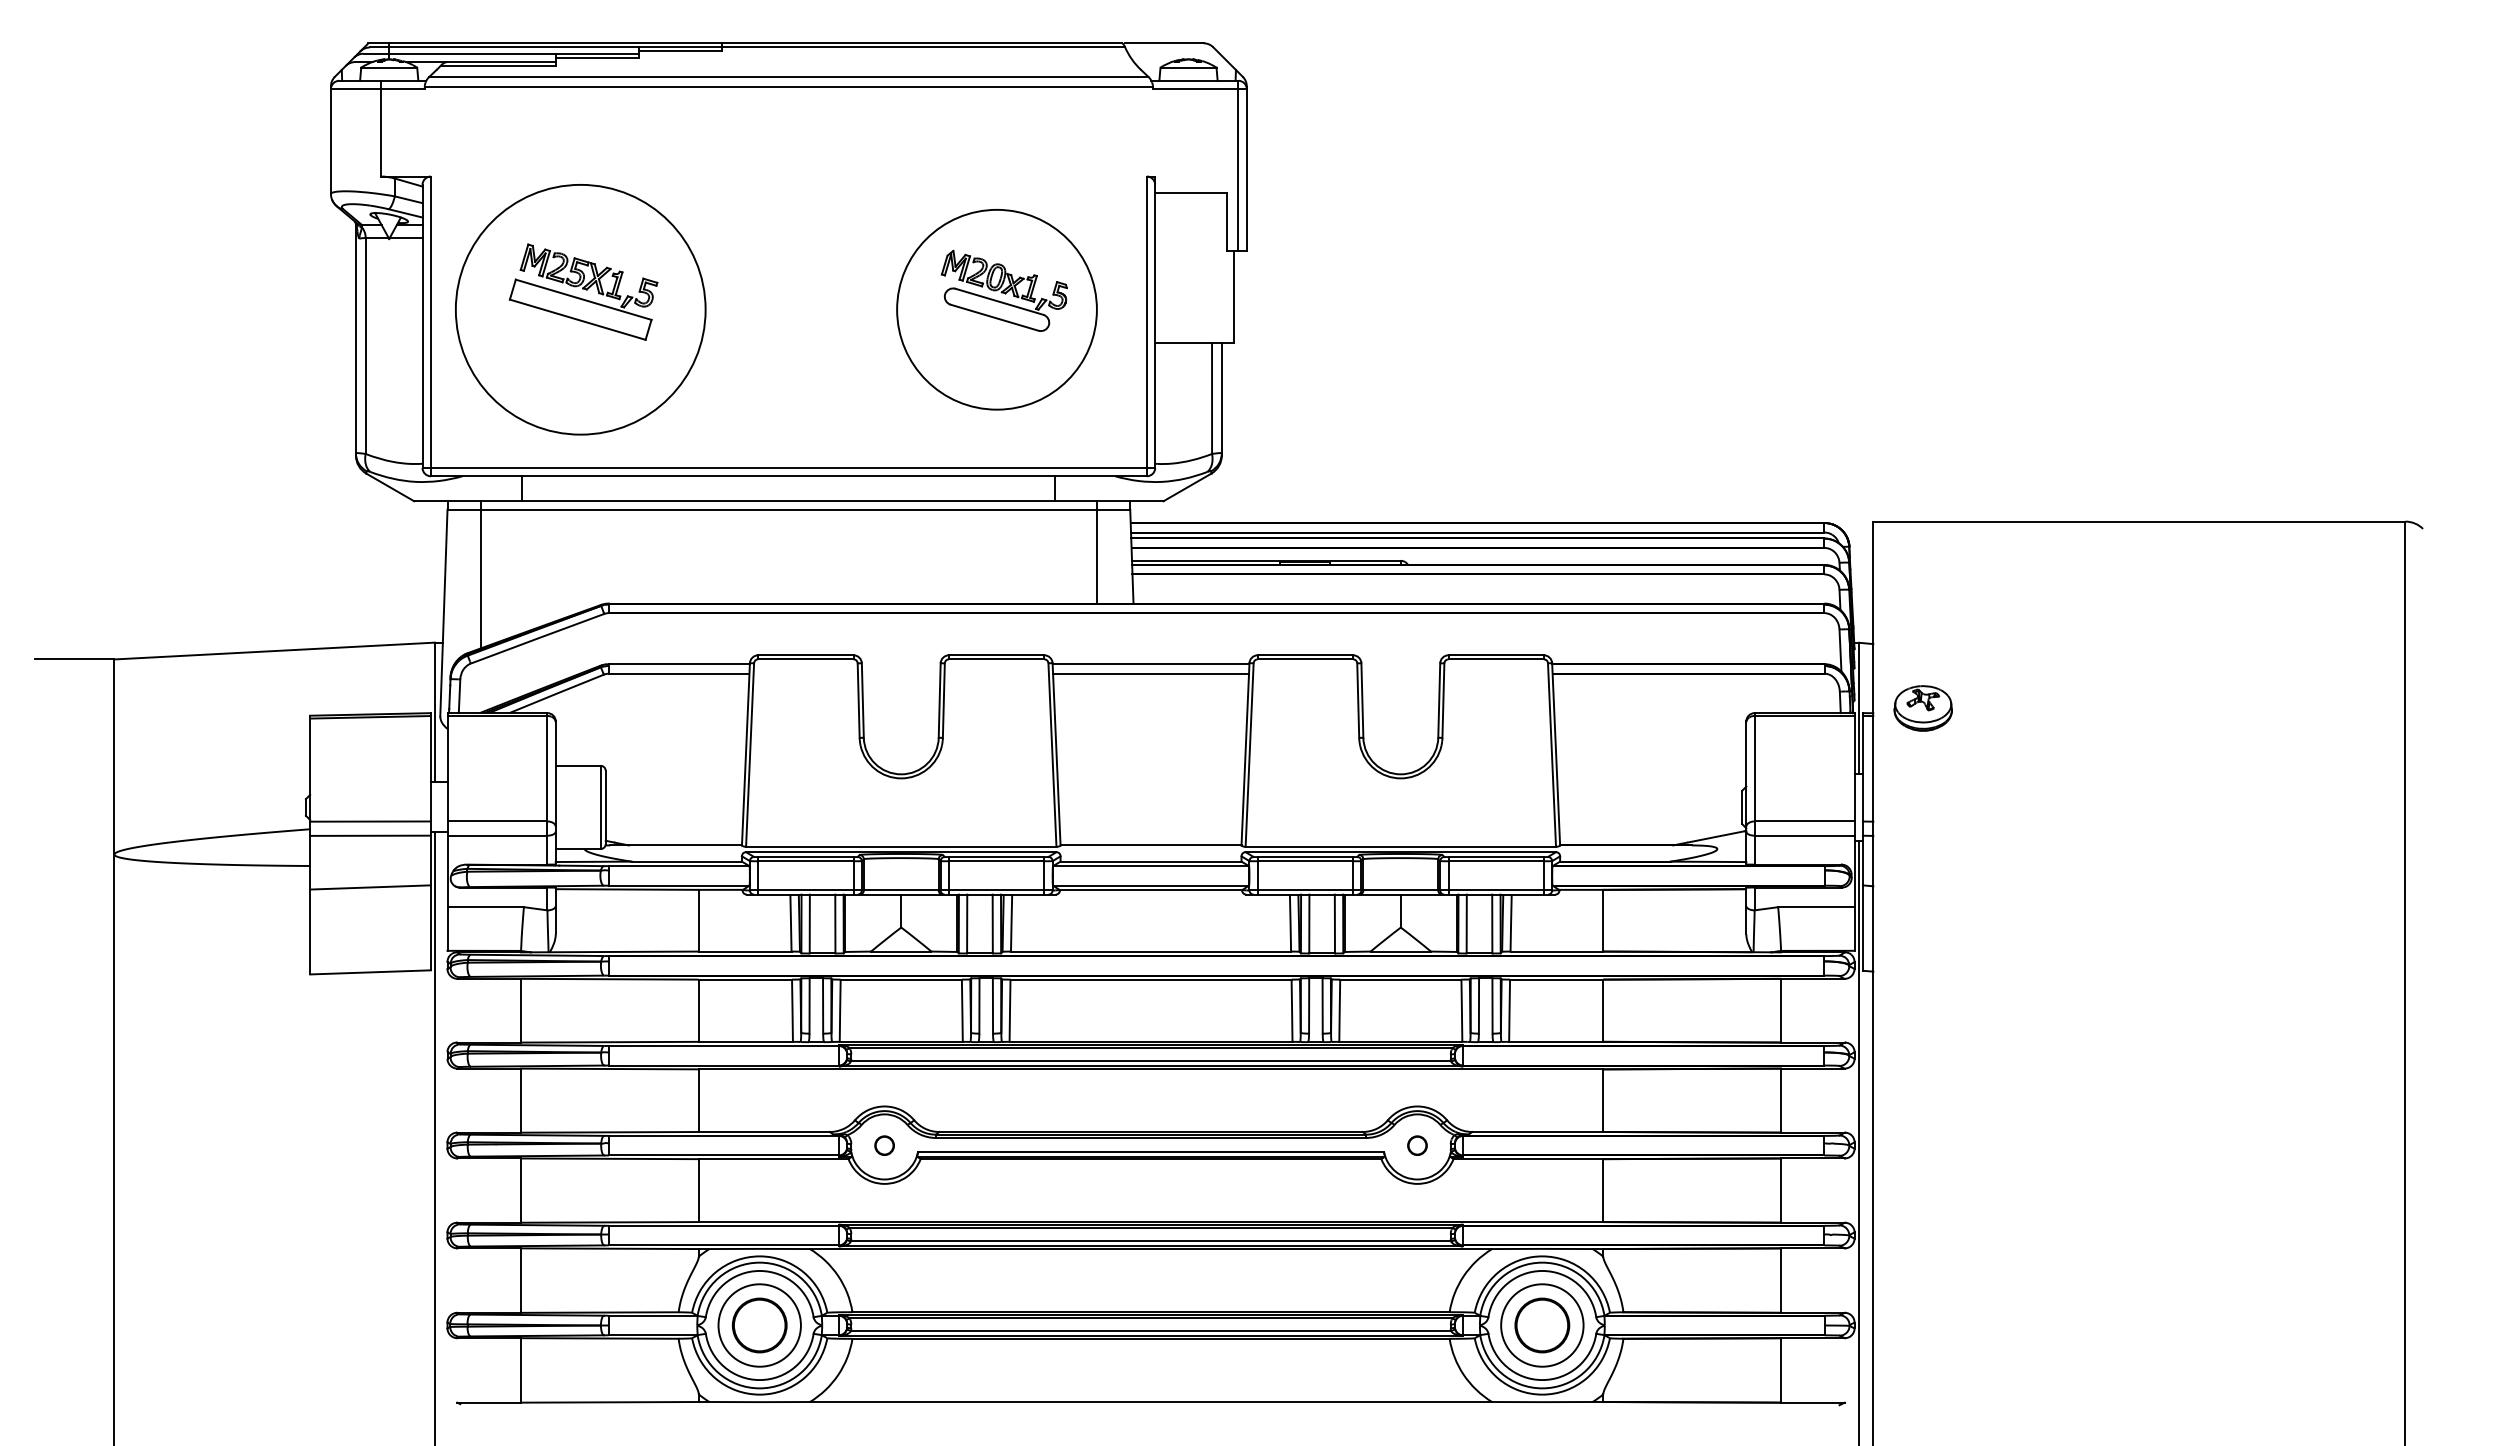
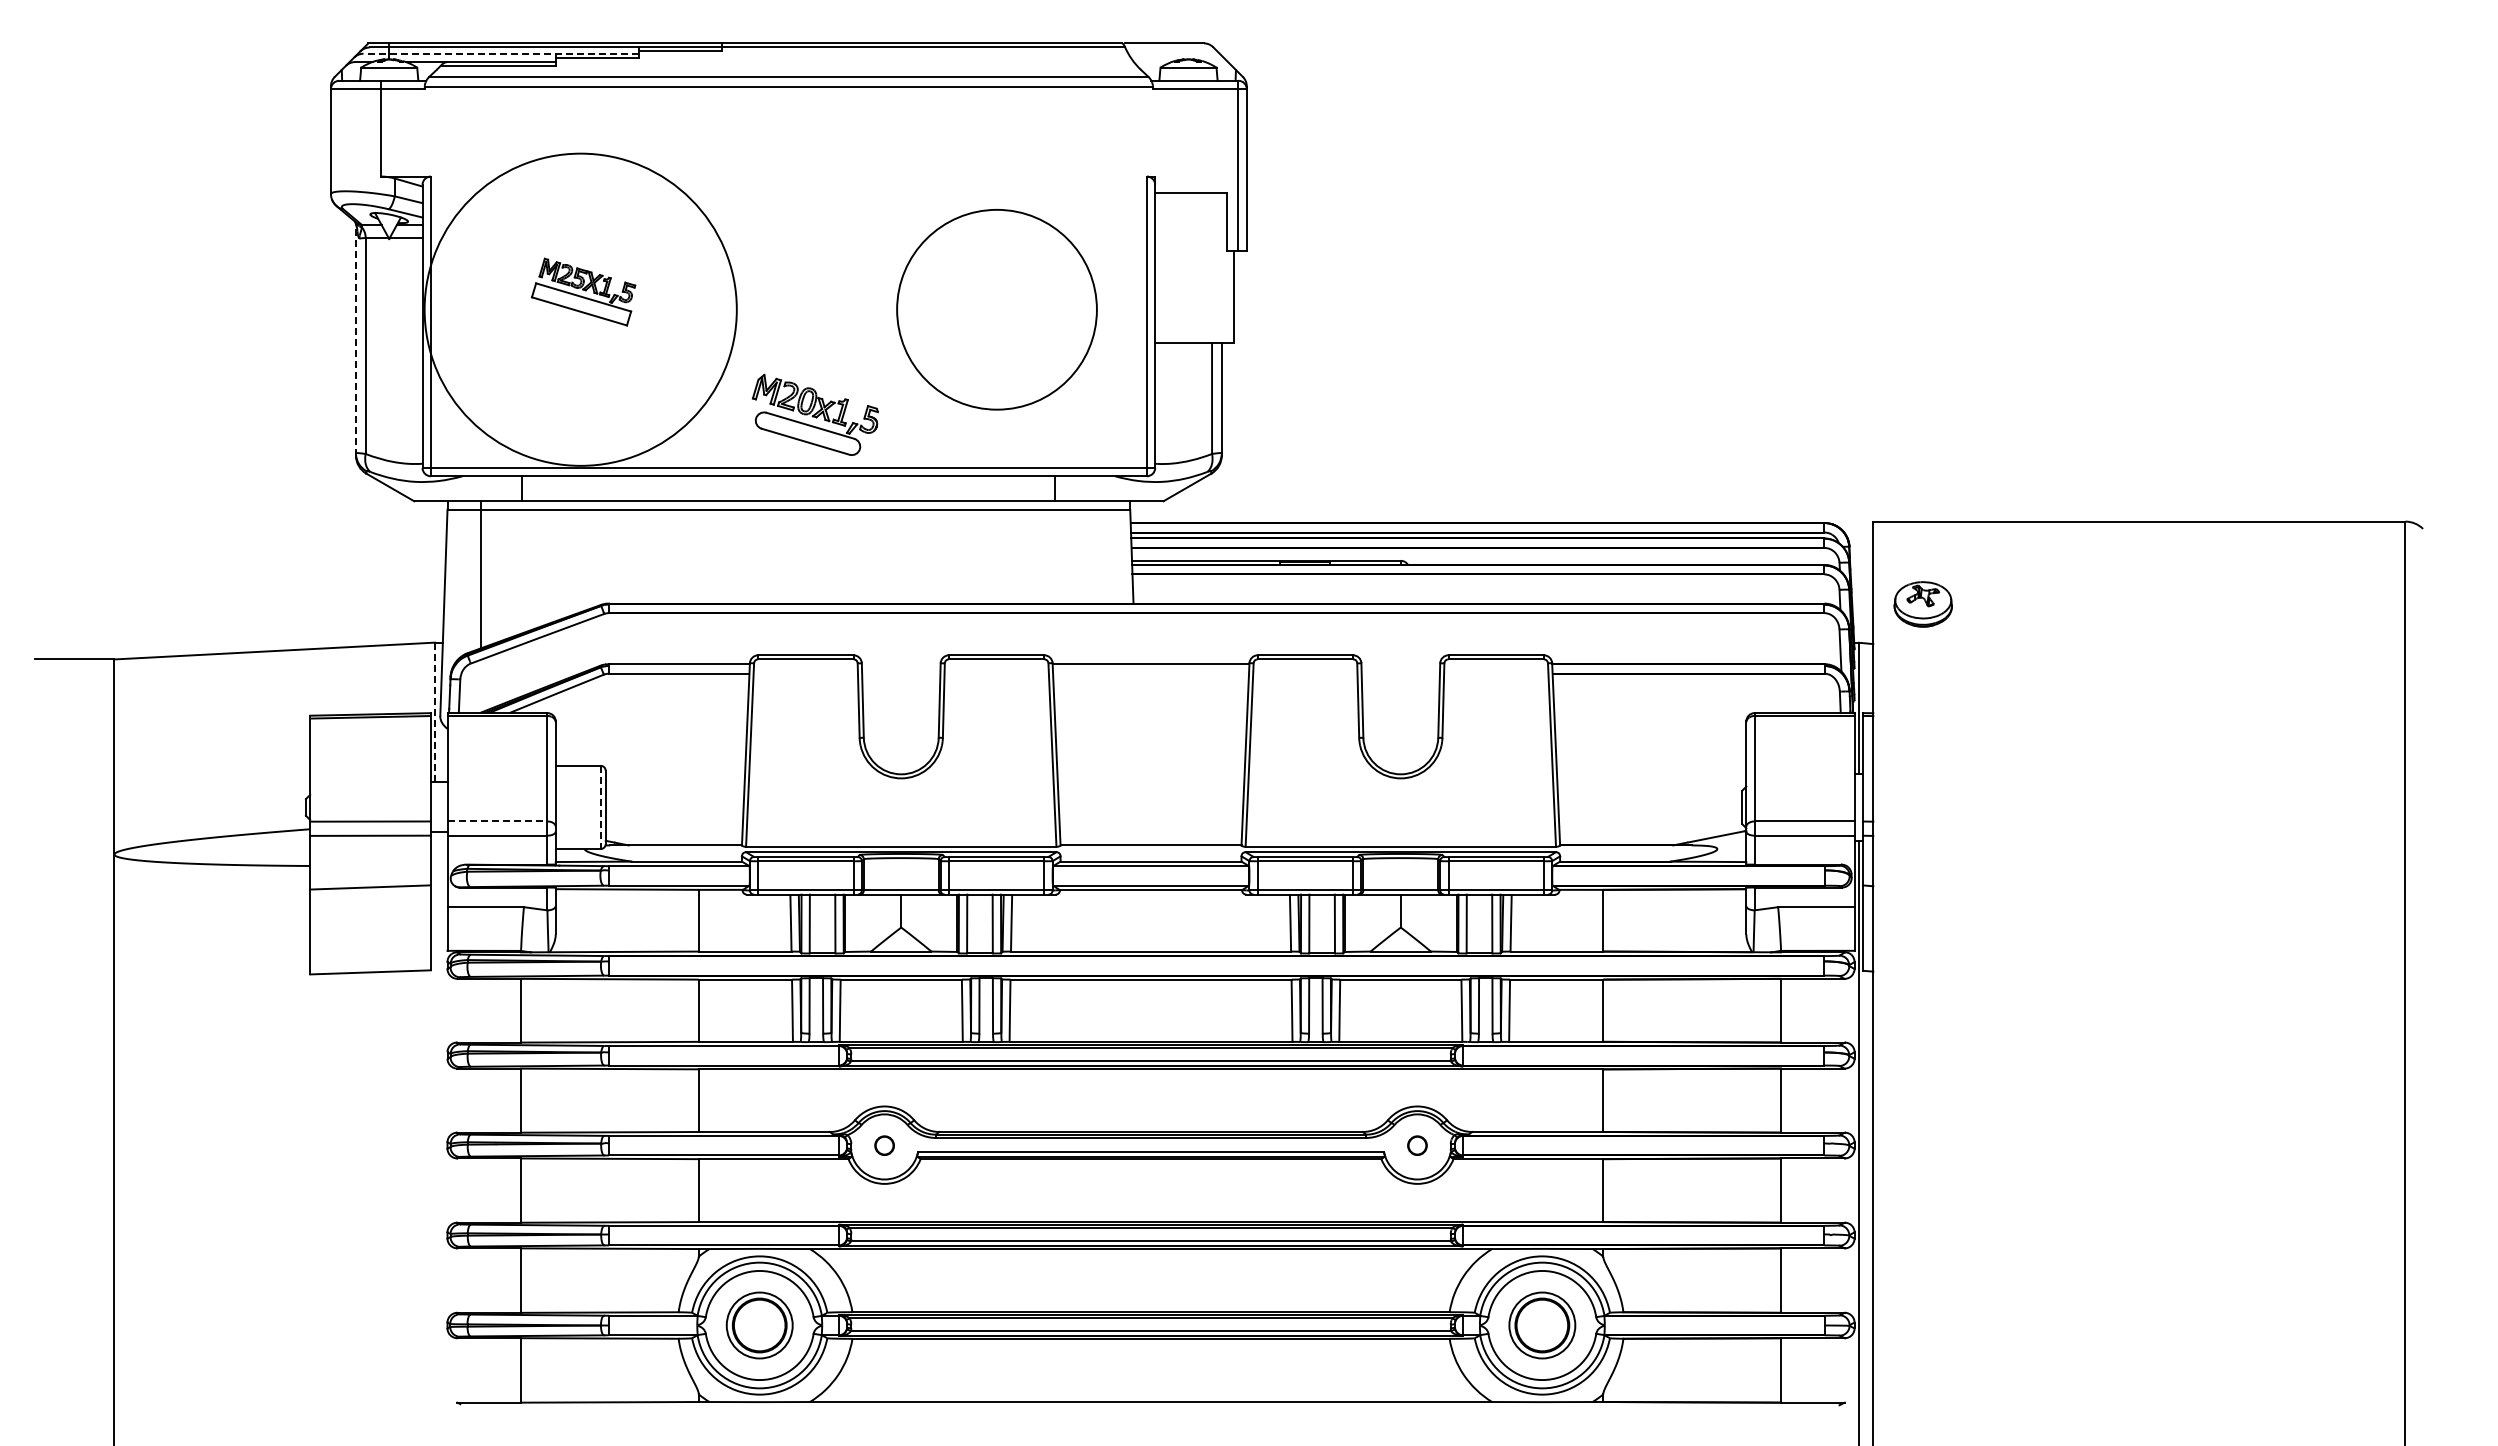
line: solid -> dashed (501, 53)
part position: (1003, 290) -> (814, 414) (814, 414)
part size: 151x98 px -> 107x70 px (583, 291)
circle diameter: 250 px -> 312 px (580, 309)
line: solid -> dashed (355, 339)
line: present -> none (1096, 552)
line: present -> none (1151, 673)
part position: (1922, 708) -> (1922, 604) (1922, 604)
line: solid -> dashed (435, 712)
line: solid -> dashed (600, 807)
line: solid -> dashed (497, 821)
line: present -> none (435, 1137)
circle diameter: 82 px -> 66 px (759, 1325)
circle diameter: 82 px -> 66 px (1542, 1325)
